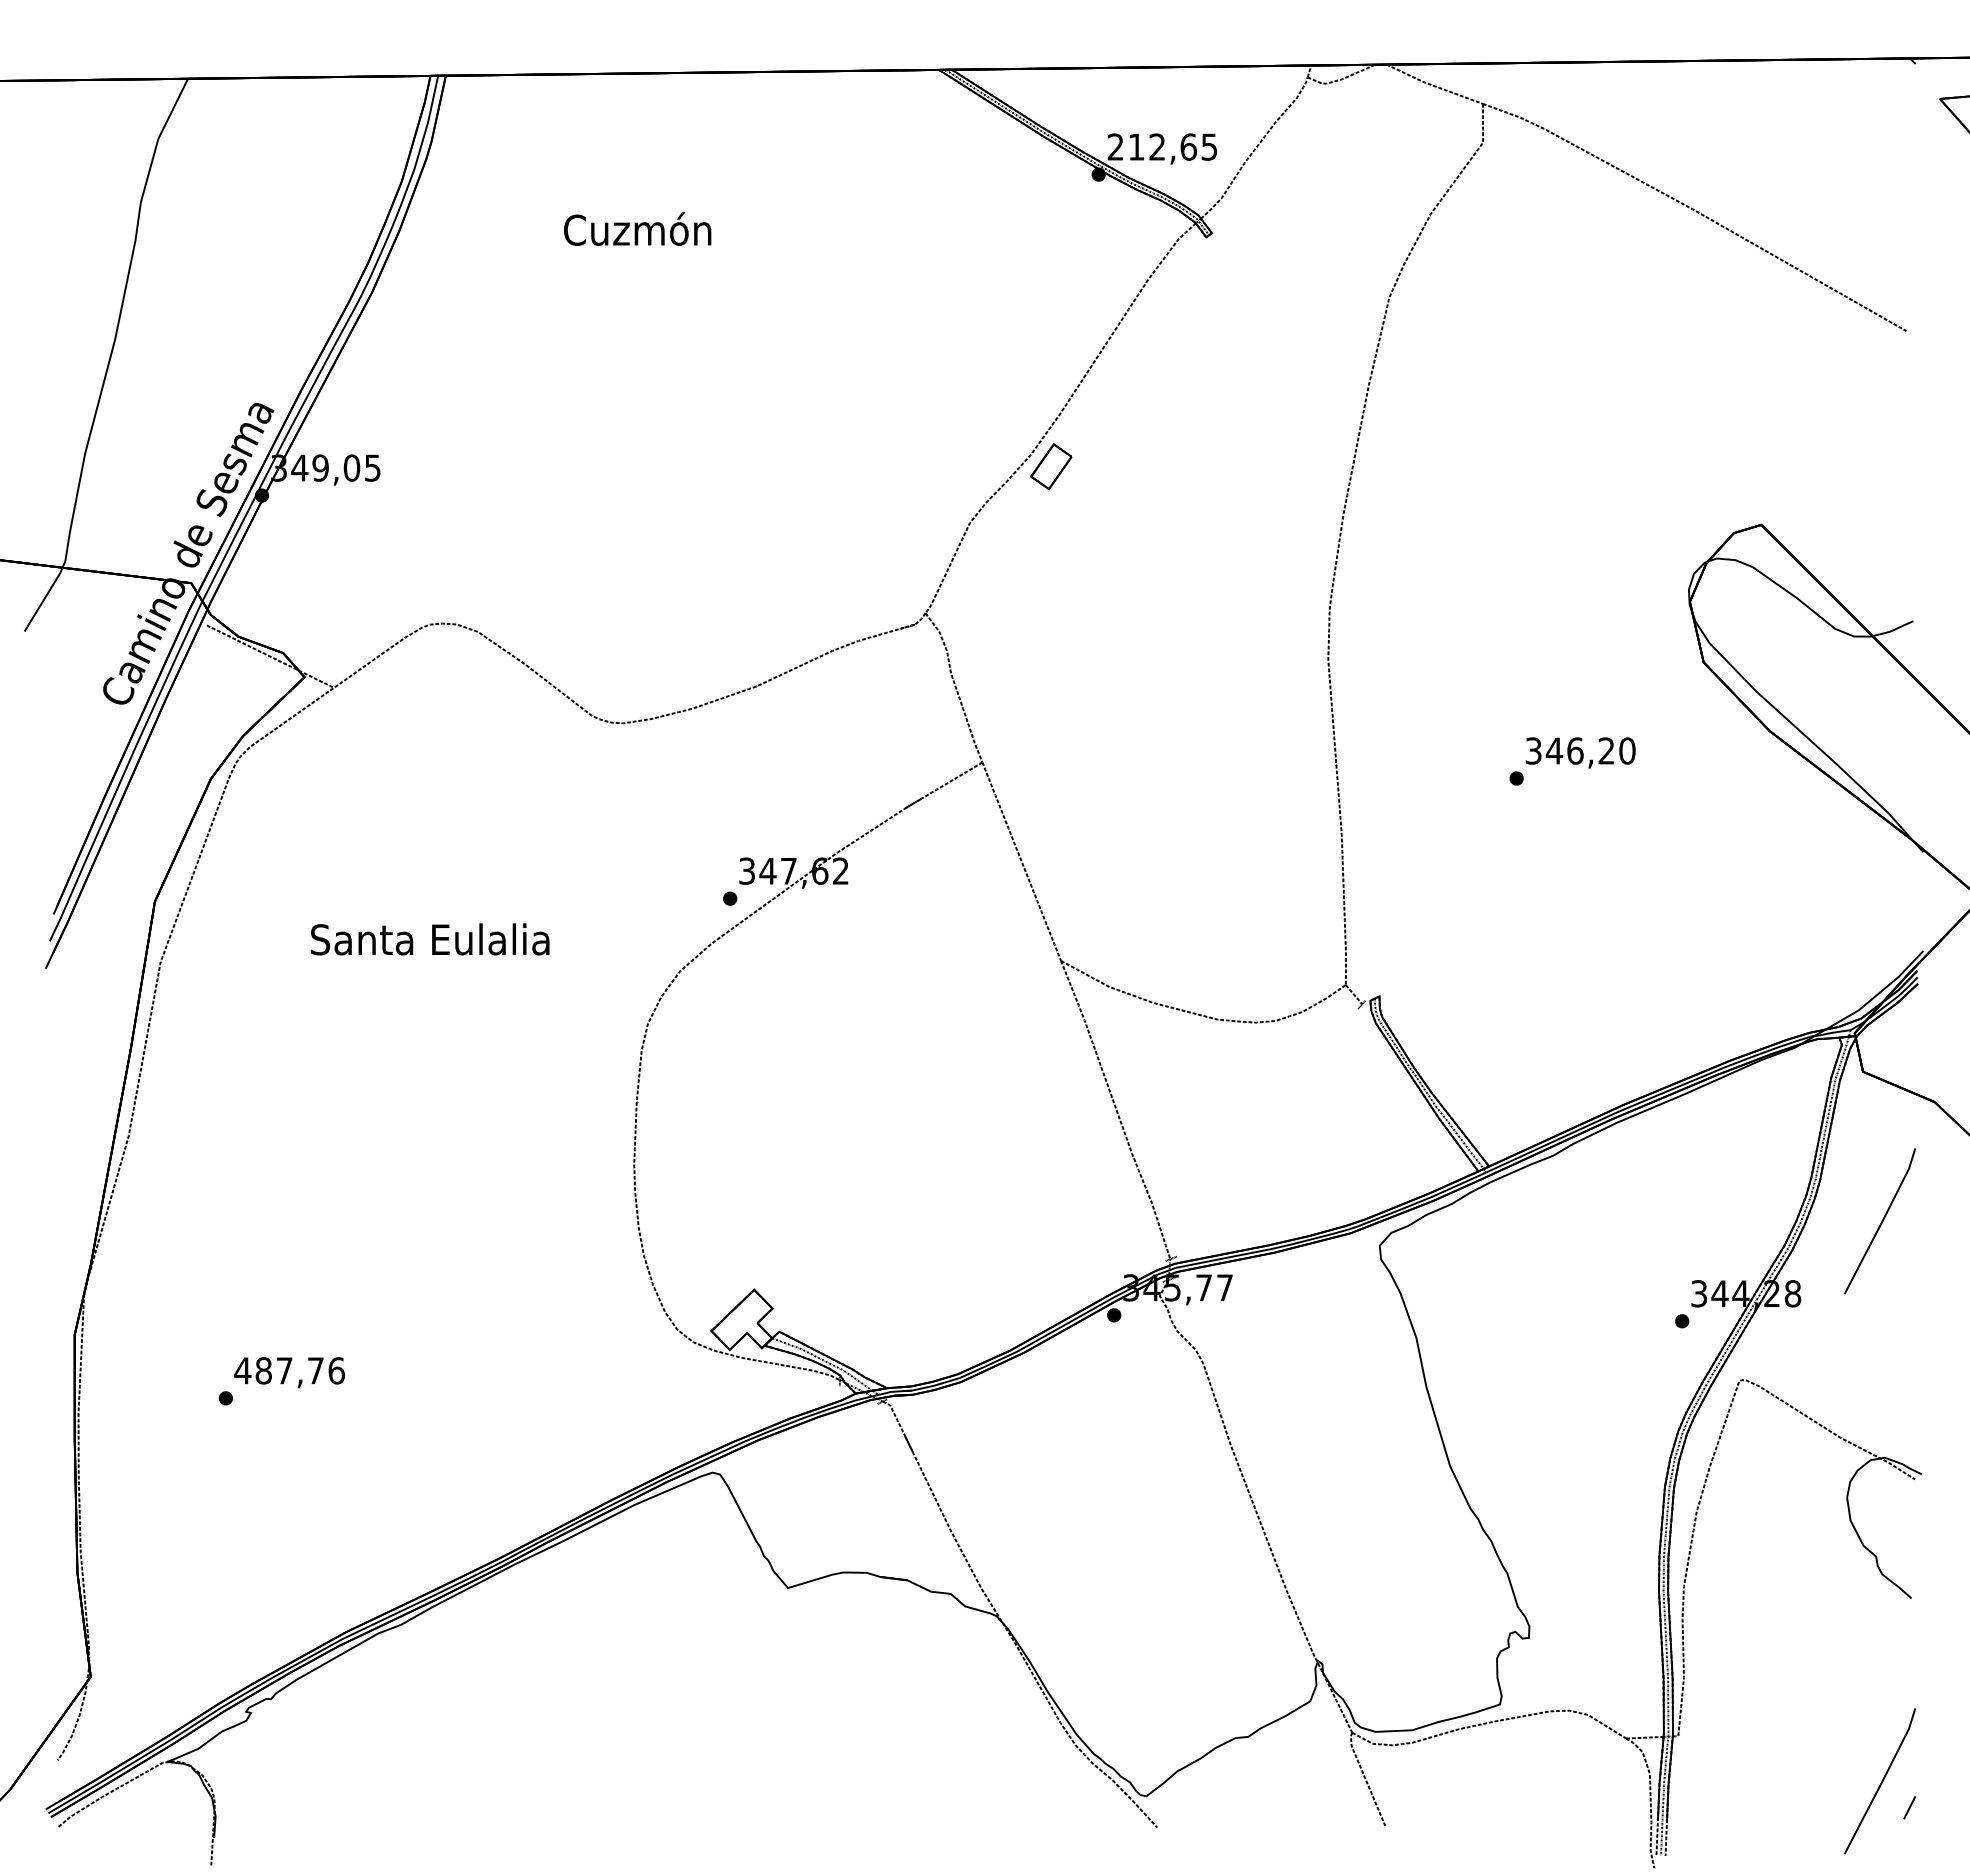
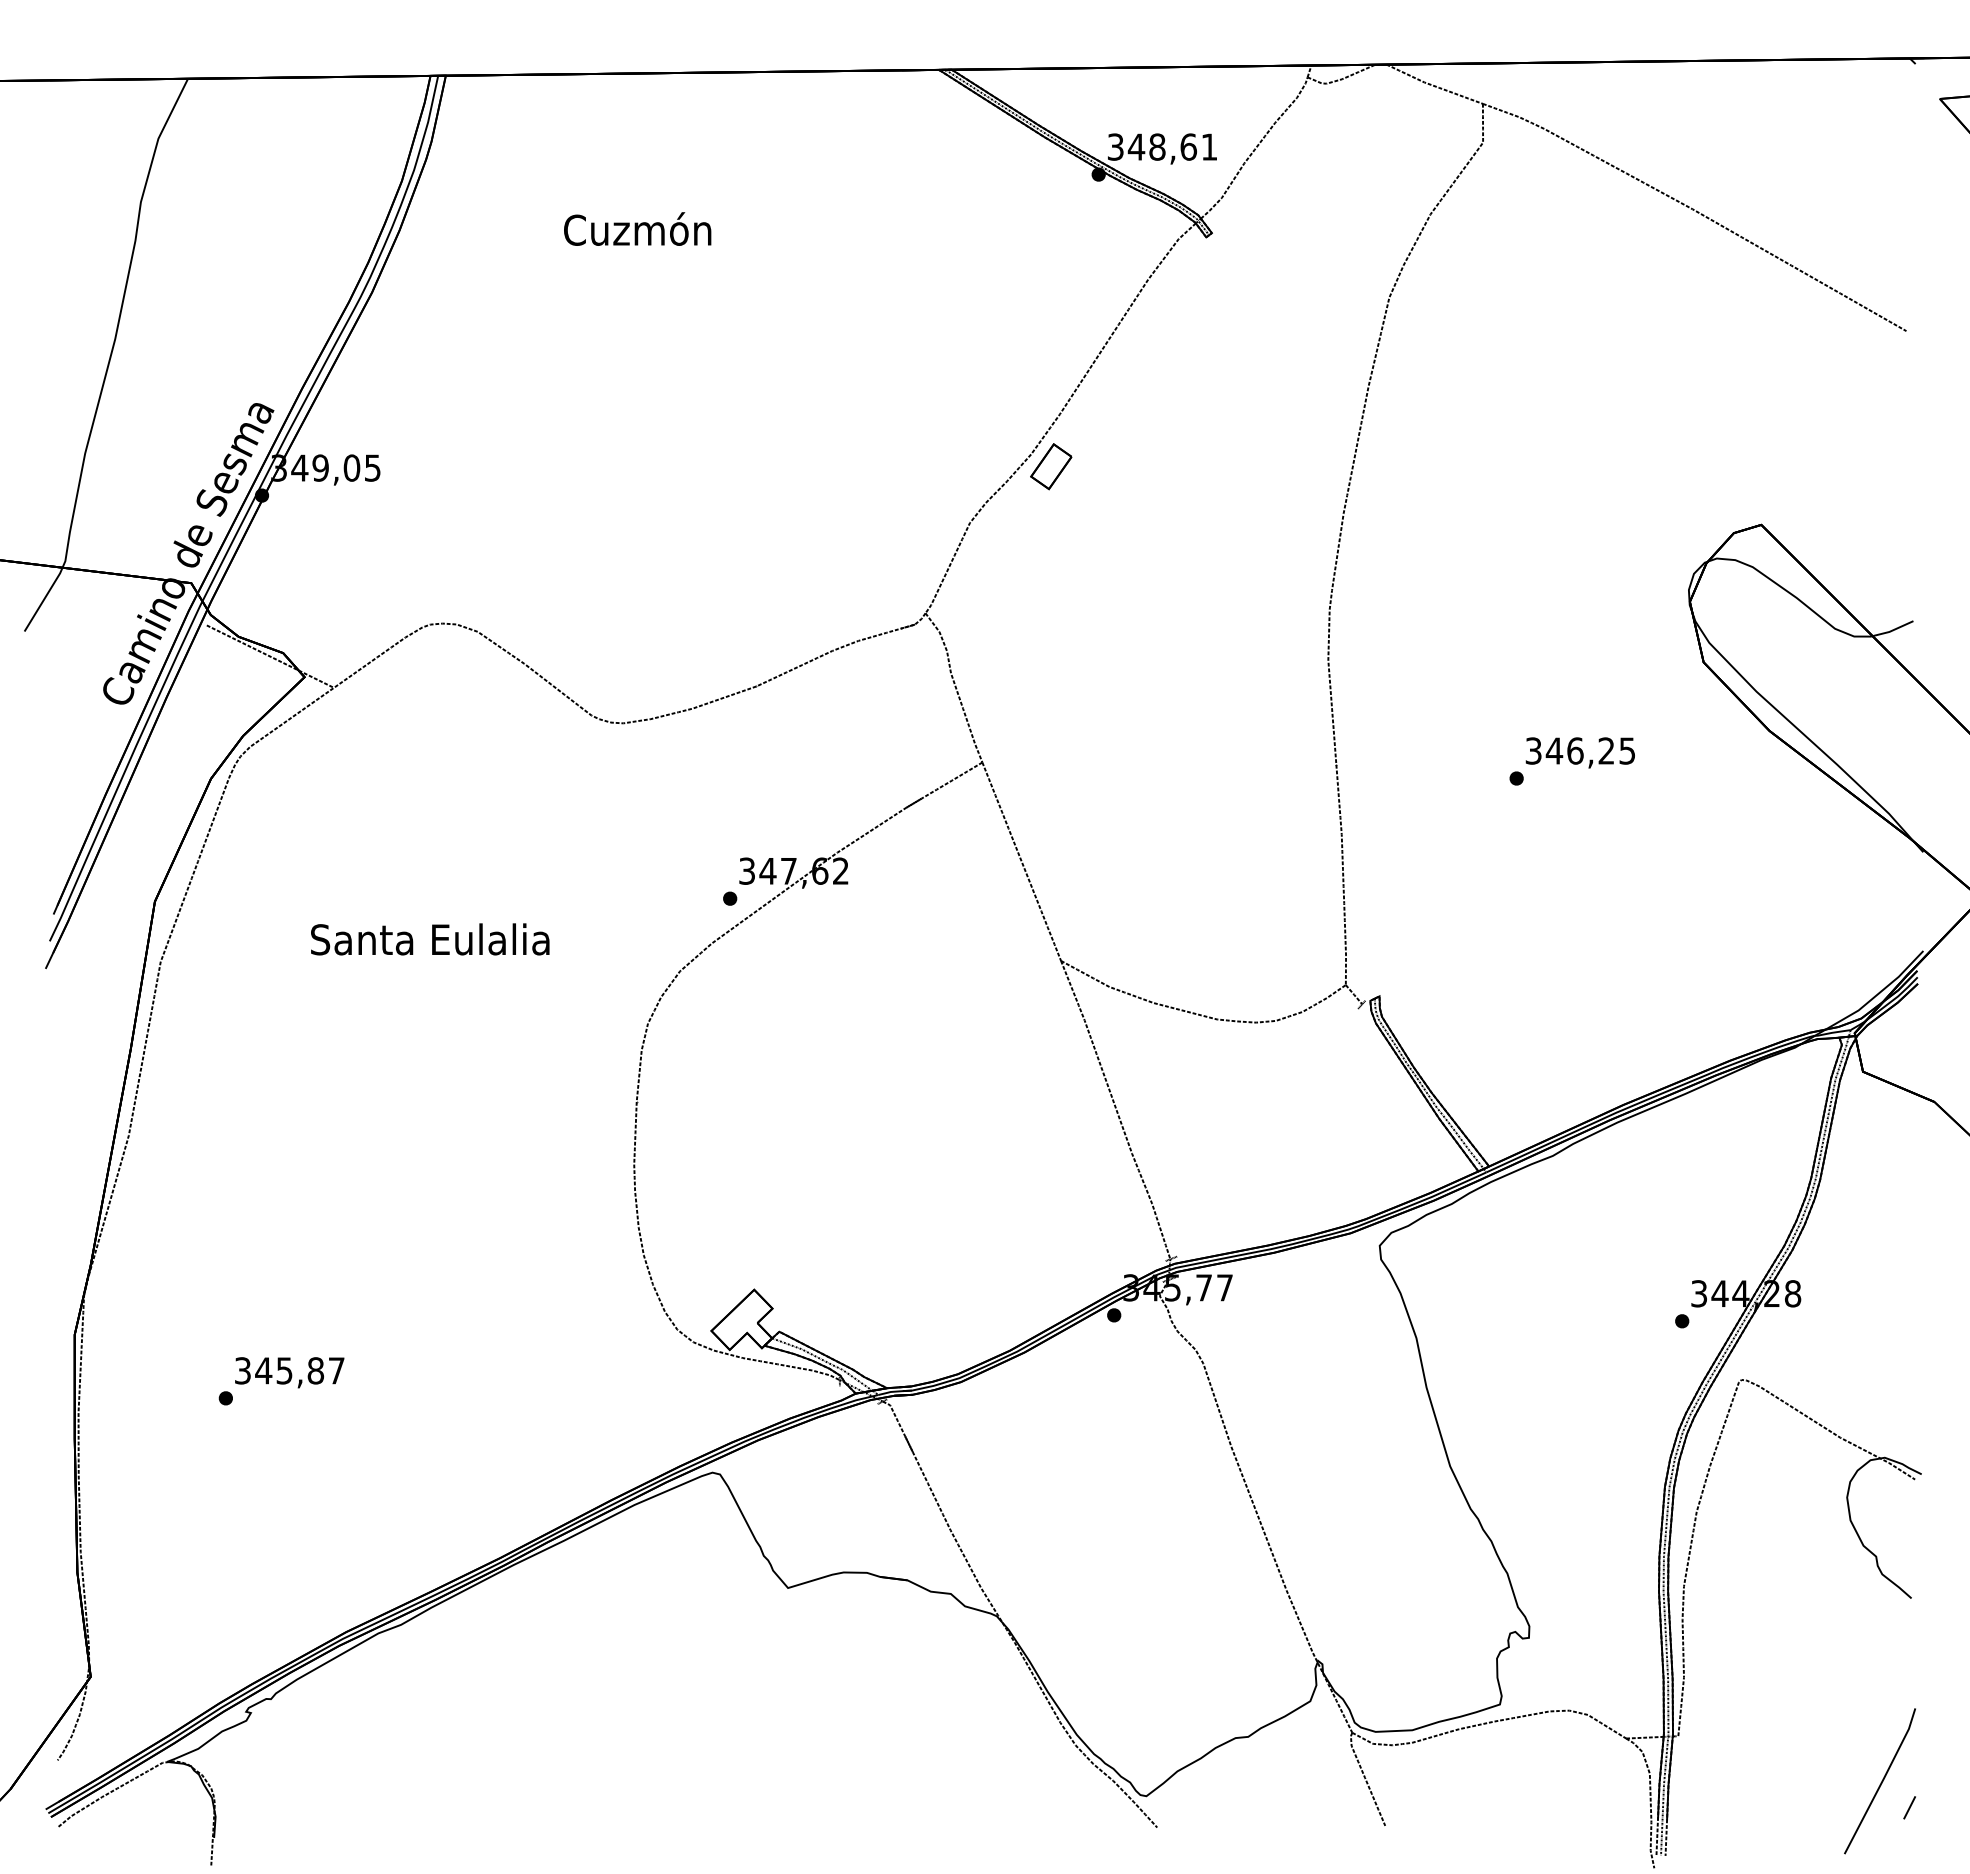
text: 212,65 -> 348,61 (1162, 146)
text: 346,20 -> 346,25 (1627, 750)
line: present -> none (1880, 1222)
text: 487,76 -> 345,87 (289, 1370)
